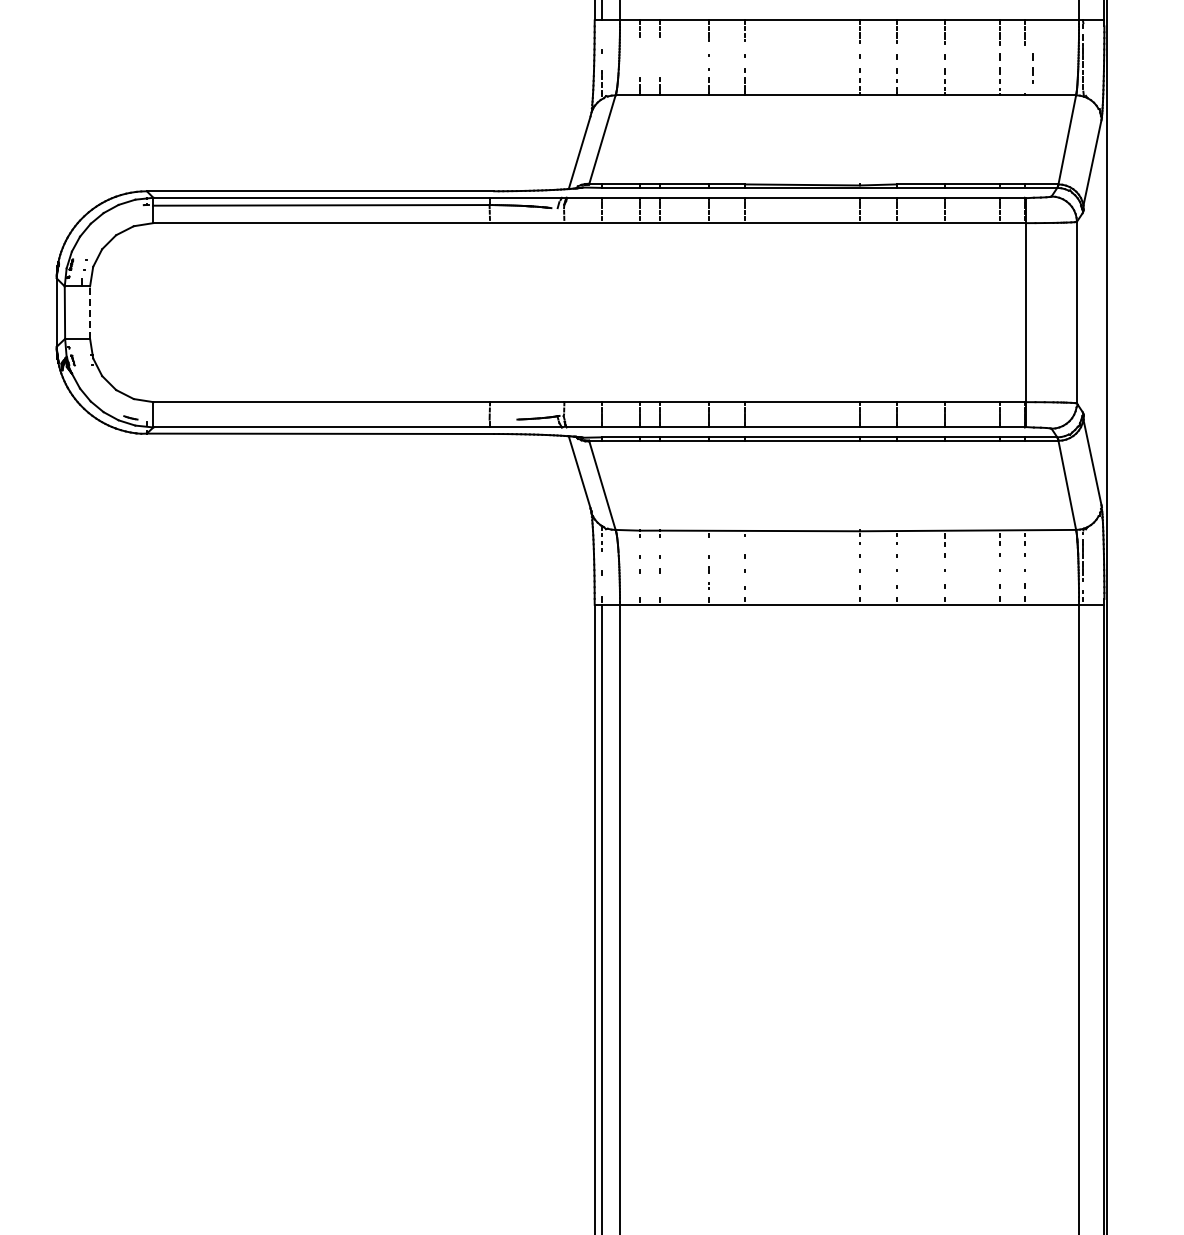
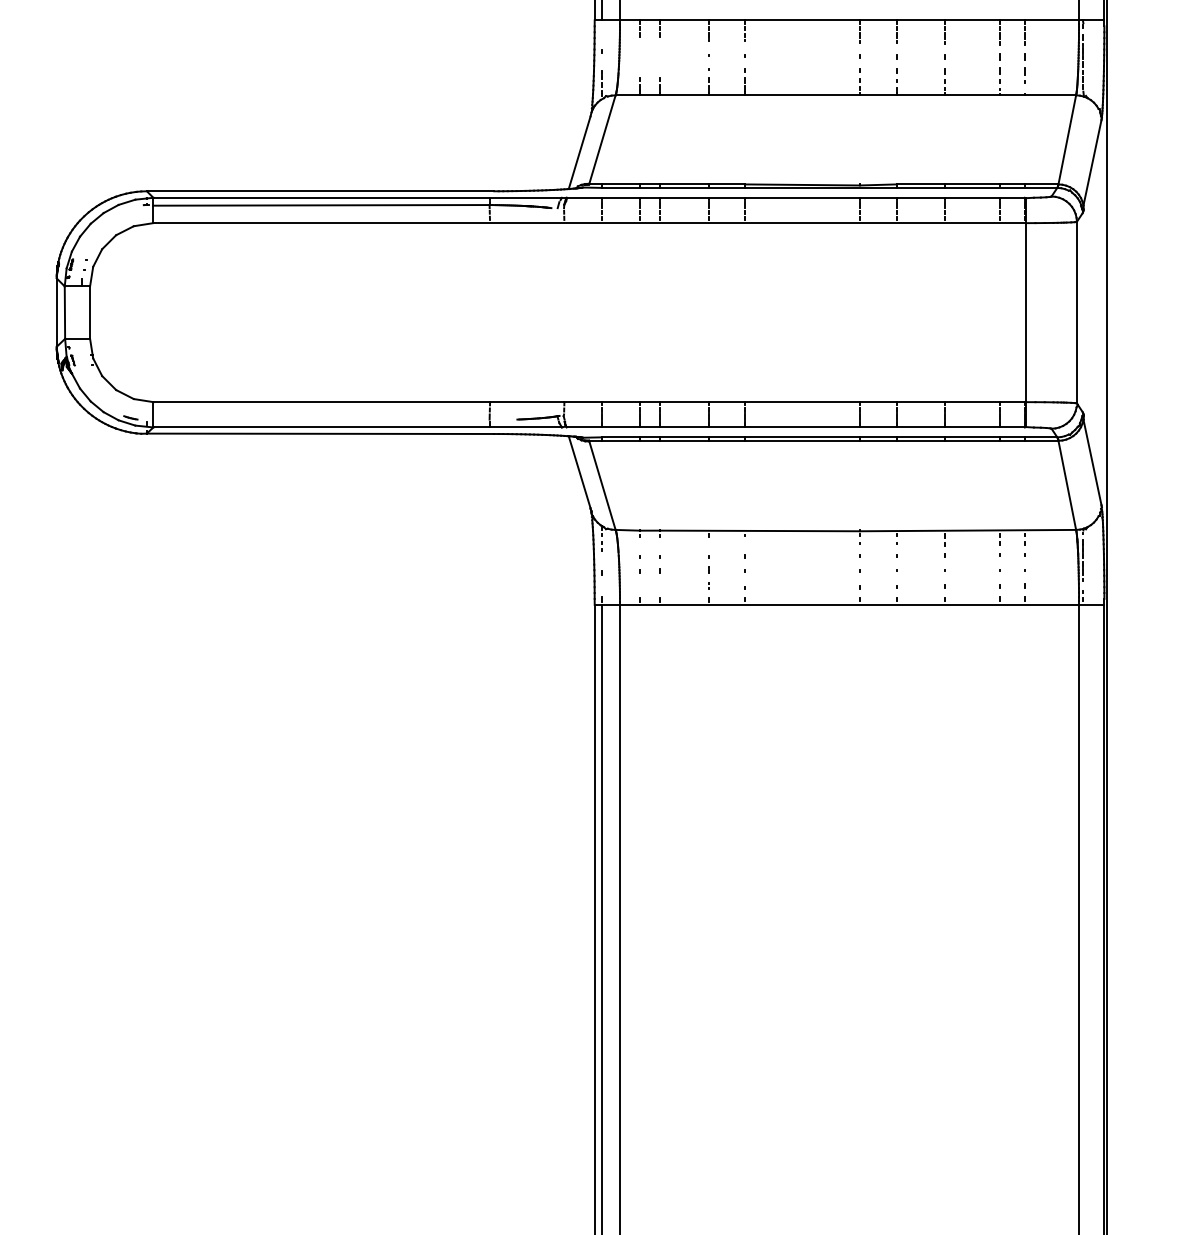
line position: (1032, 68) -> (1024, 68) (1024, 68)
line: dashed -> solid (90, 312)
